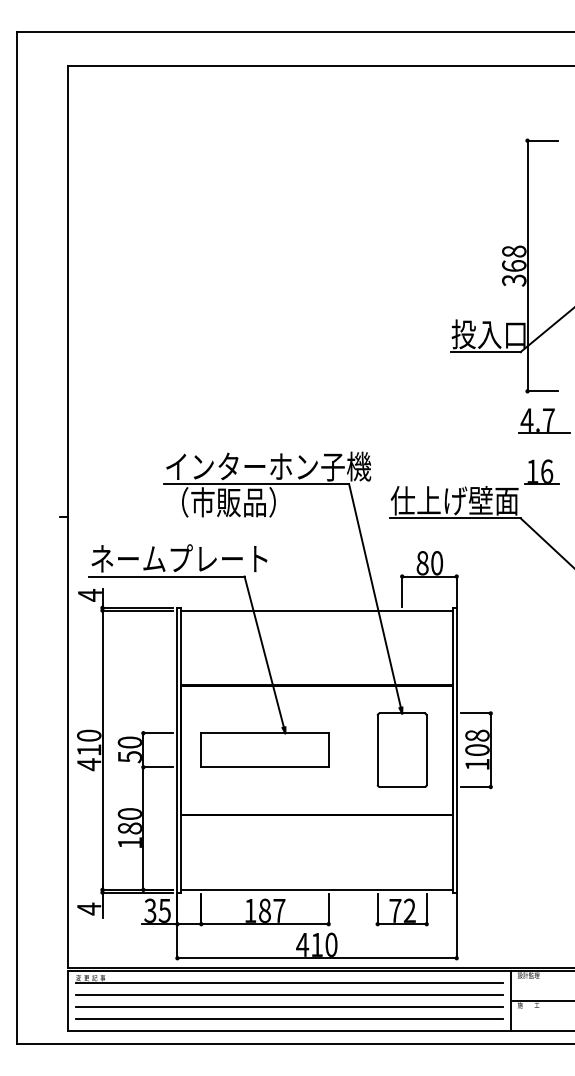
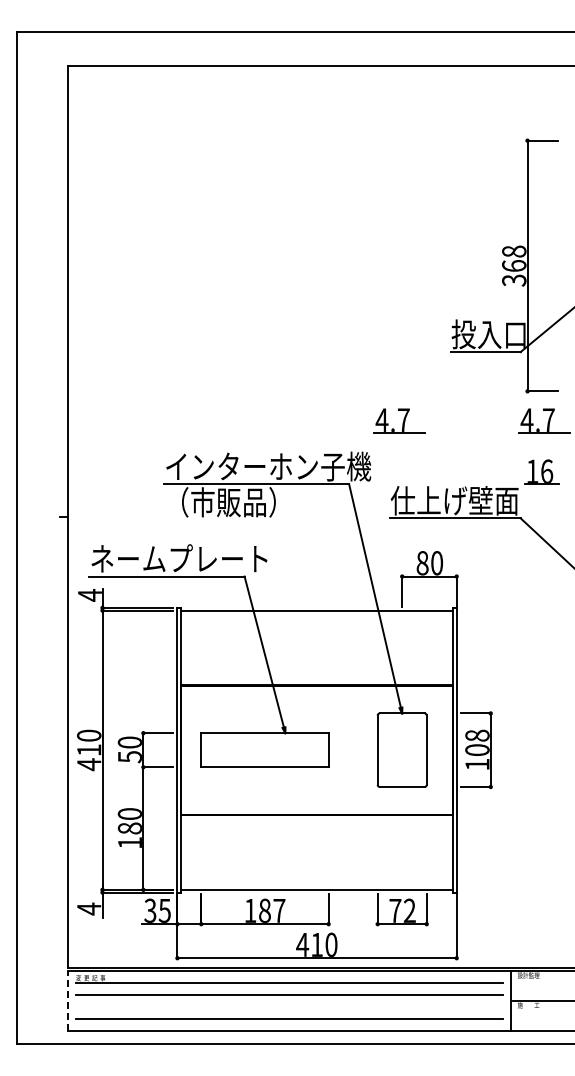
part: none -> present (399, 420)
line: solid -> dashed (68, 1001)
line: present -> none (288, 1007)
